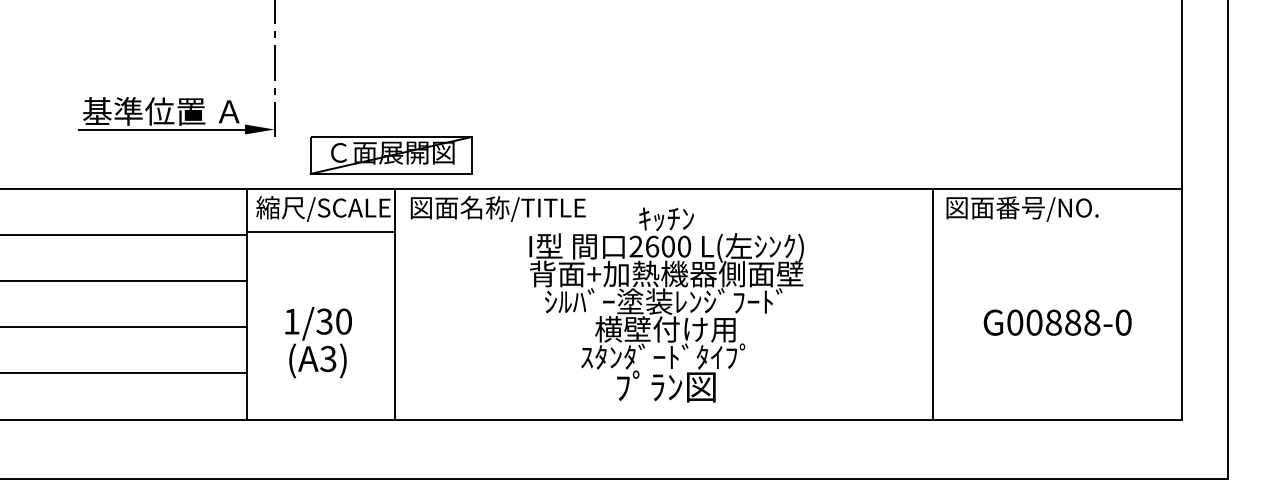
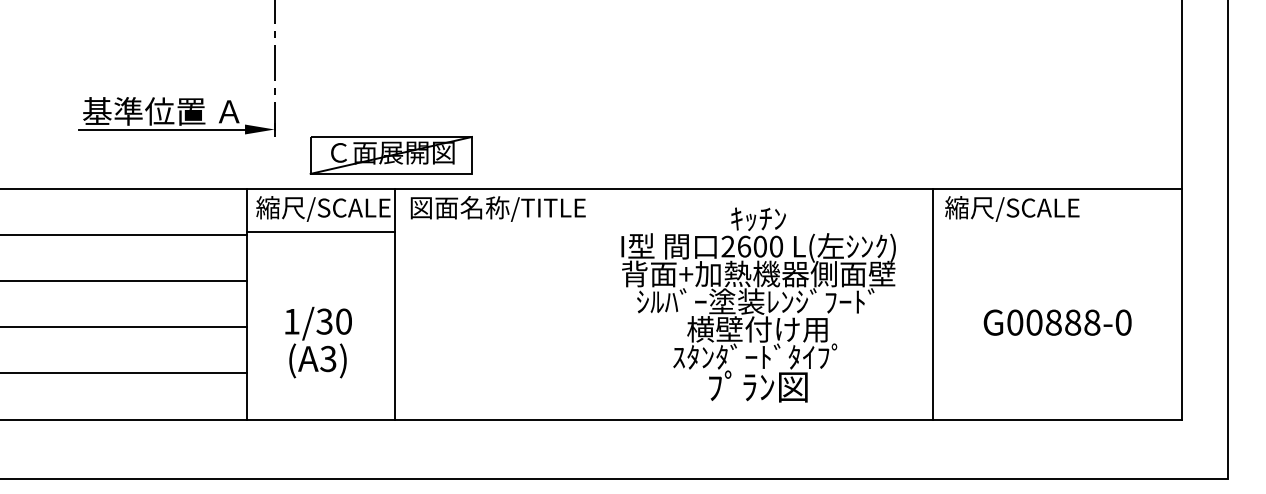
text: 図面番号/NO. -> 縮尺/SCALE (1021, 208)
text position: (666, 304) -> (758, 304) (758, 304)
